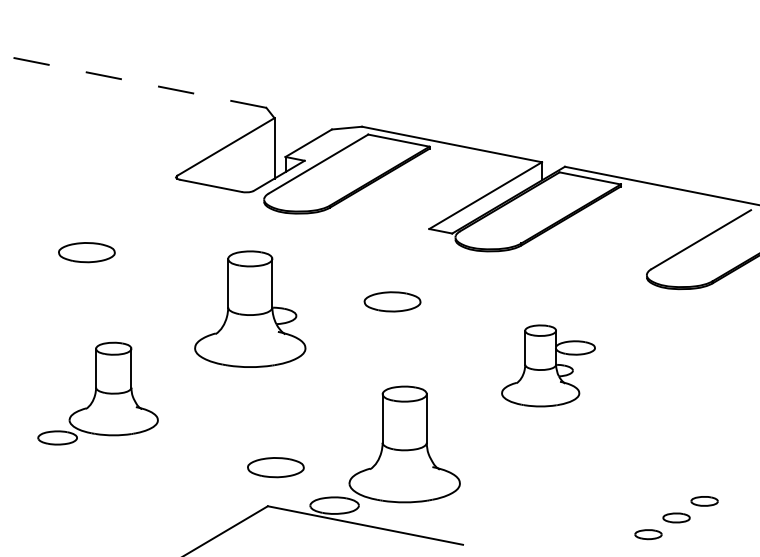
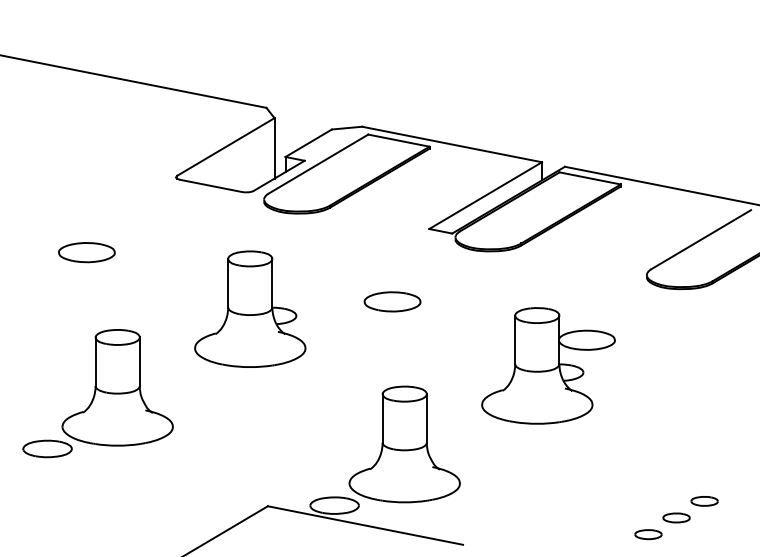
line: dashed -> solid (133, 81)
part size: 95x84 px -> 135x118 px (548, 365)
part size: 122x105 px -> 152x130 px (97, 393)
part: present -> none (275, 467)
